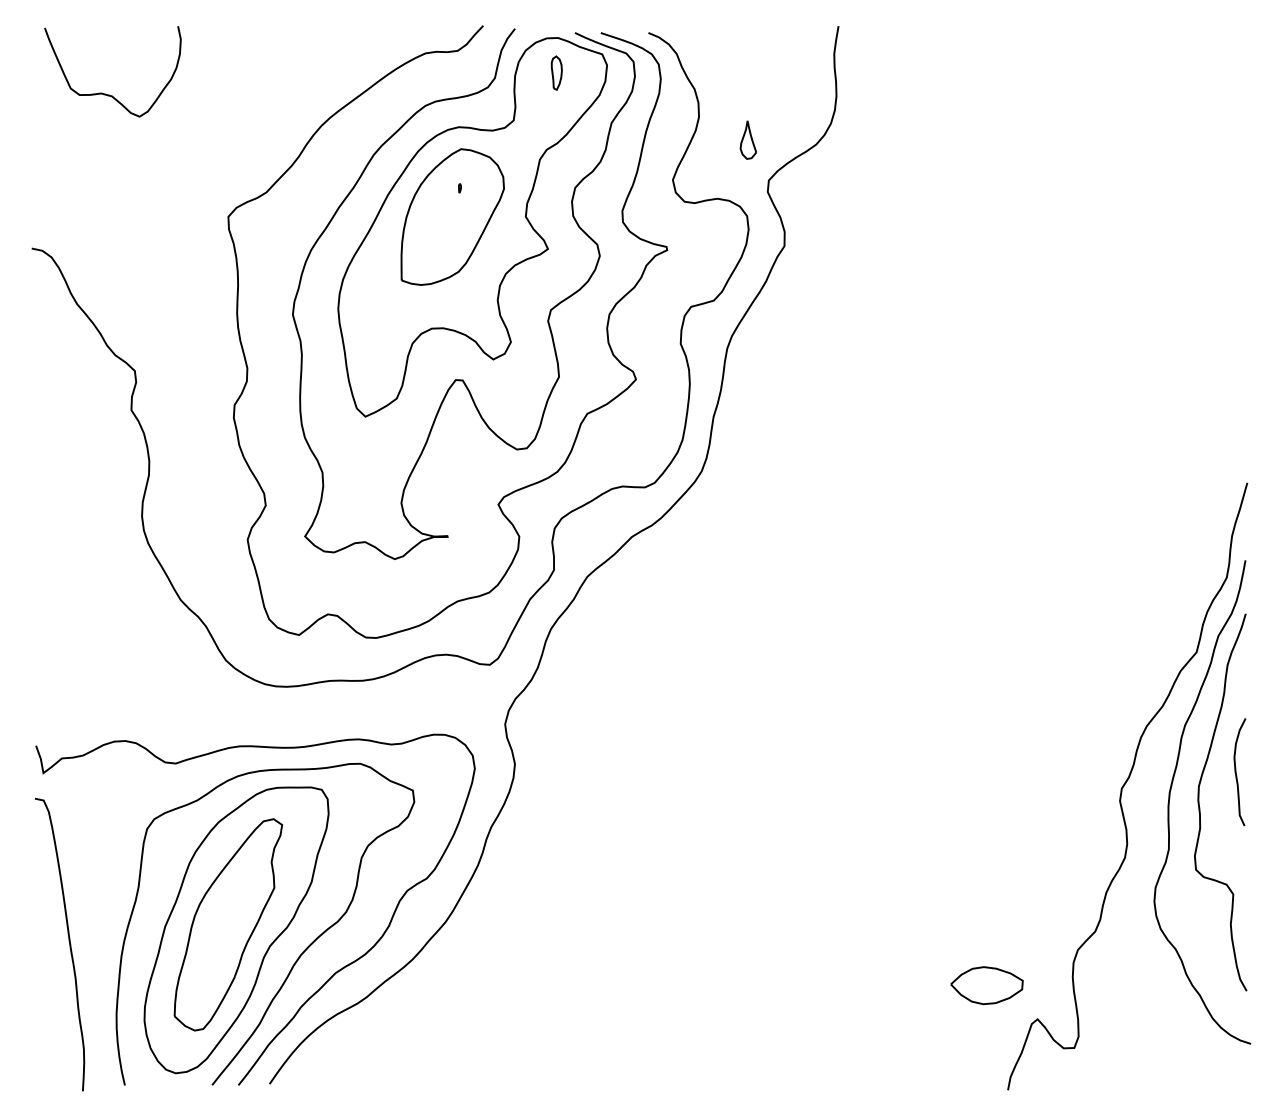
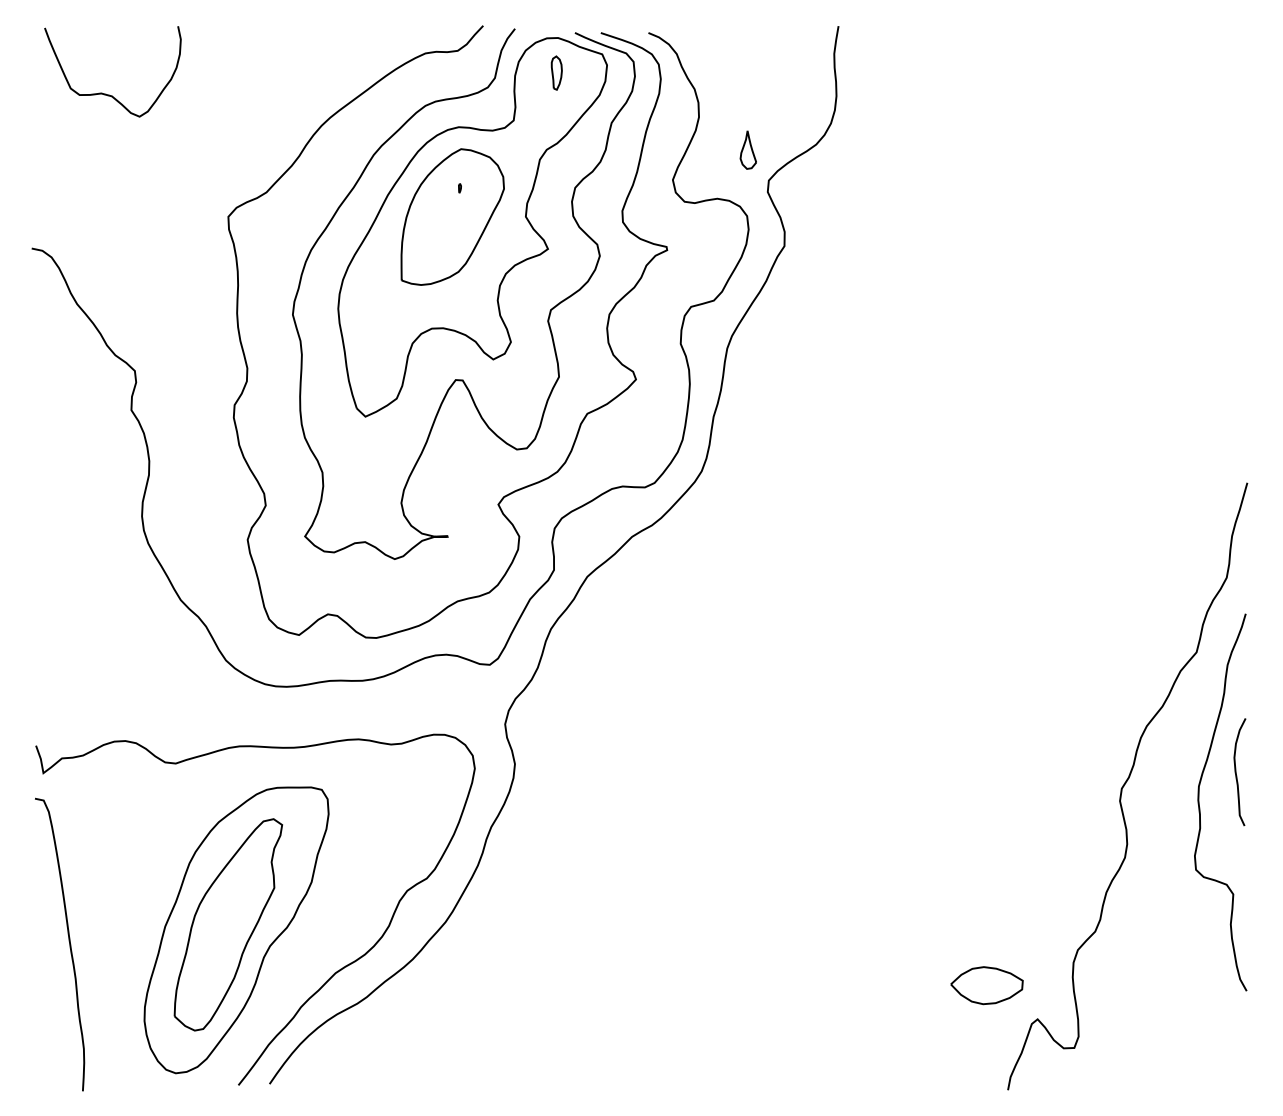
part position: (747, 139) -> (747, 149) (747, 149)
curve: present -> none (1170, 798)
curve: present -> none (303, 950)
